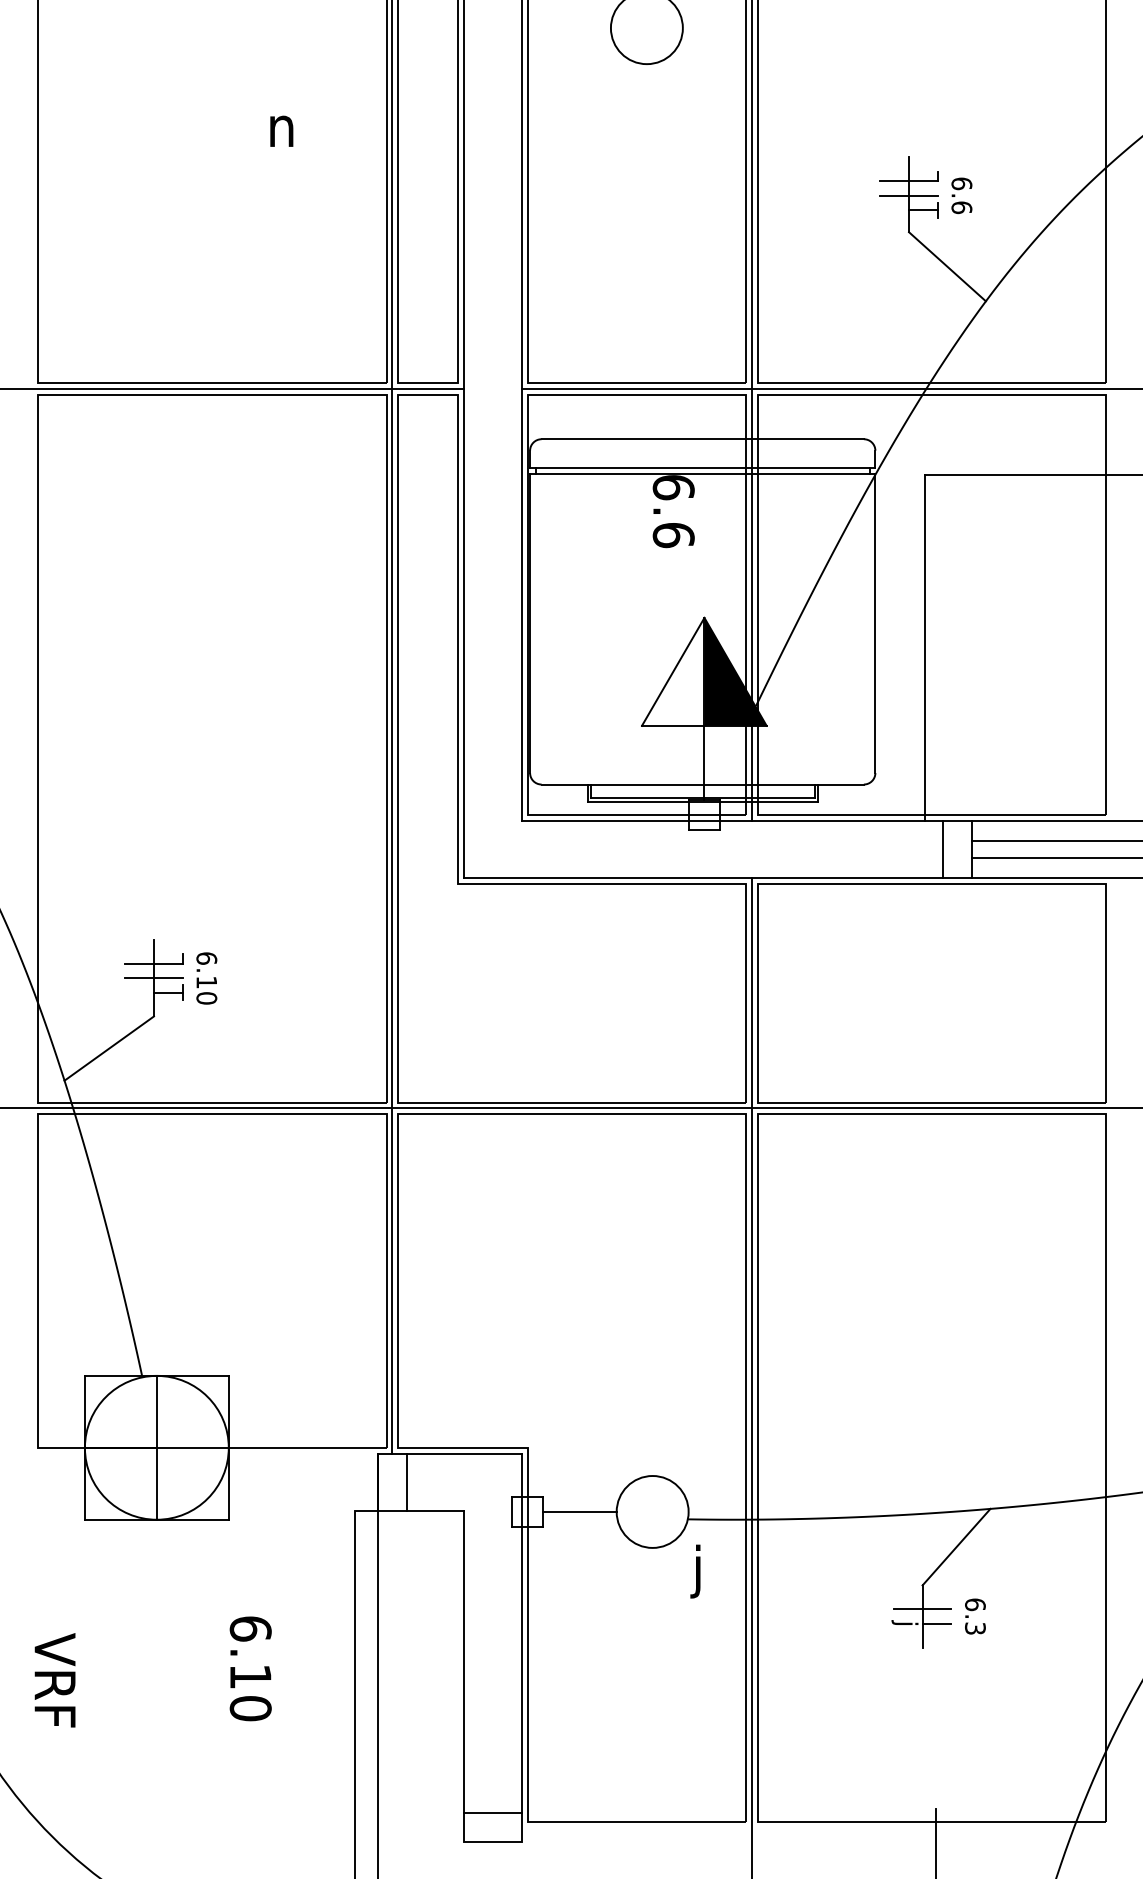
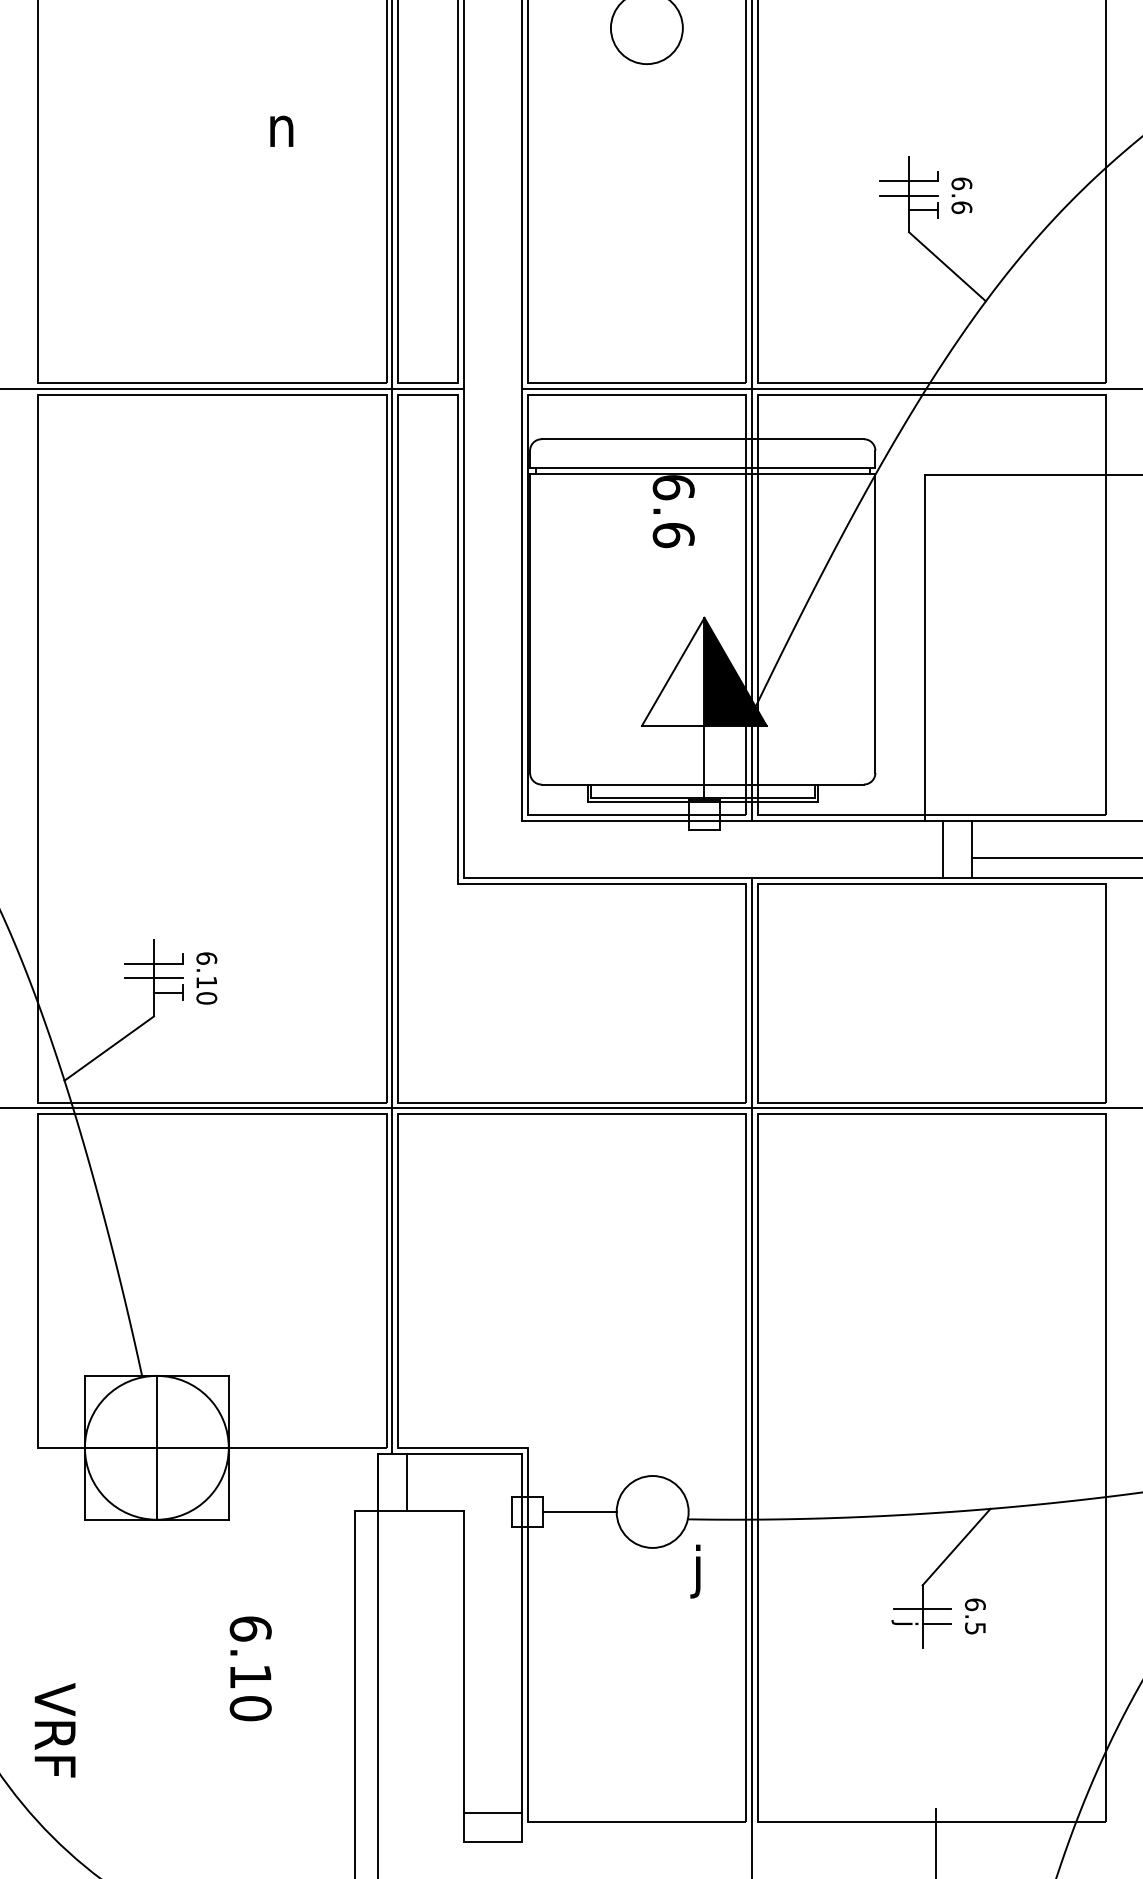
line: present -> none (1055, 840)
text: 6.3 -> 6.5 (975, 1628)
text position: (54, 1680) -> (54, 1730) (54, 1730)
